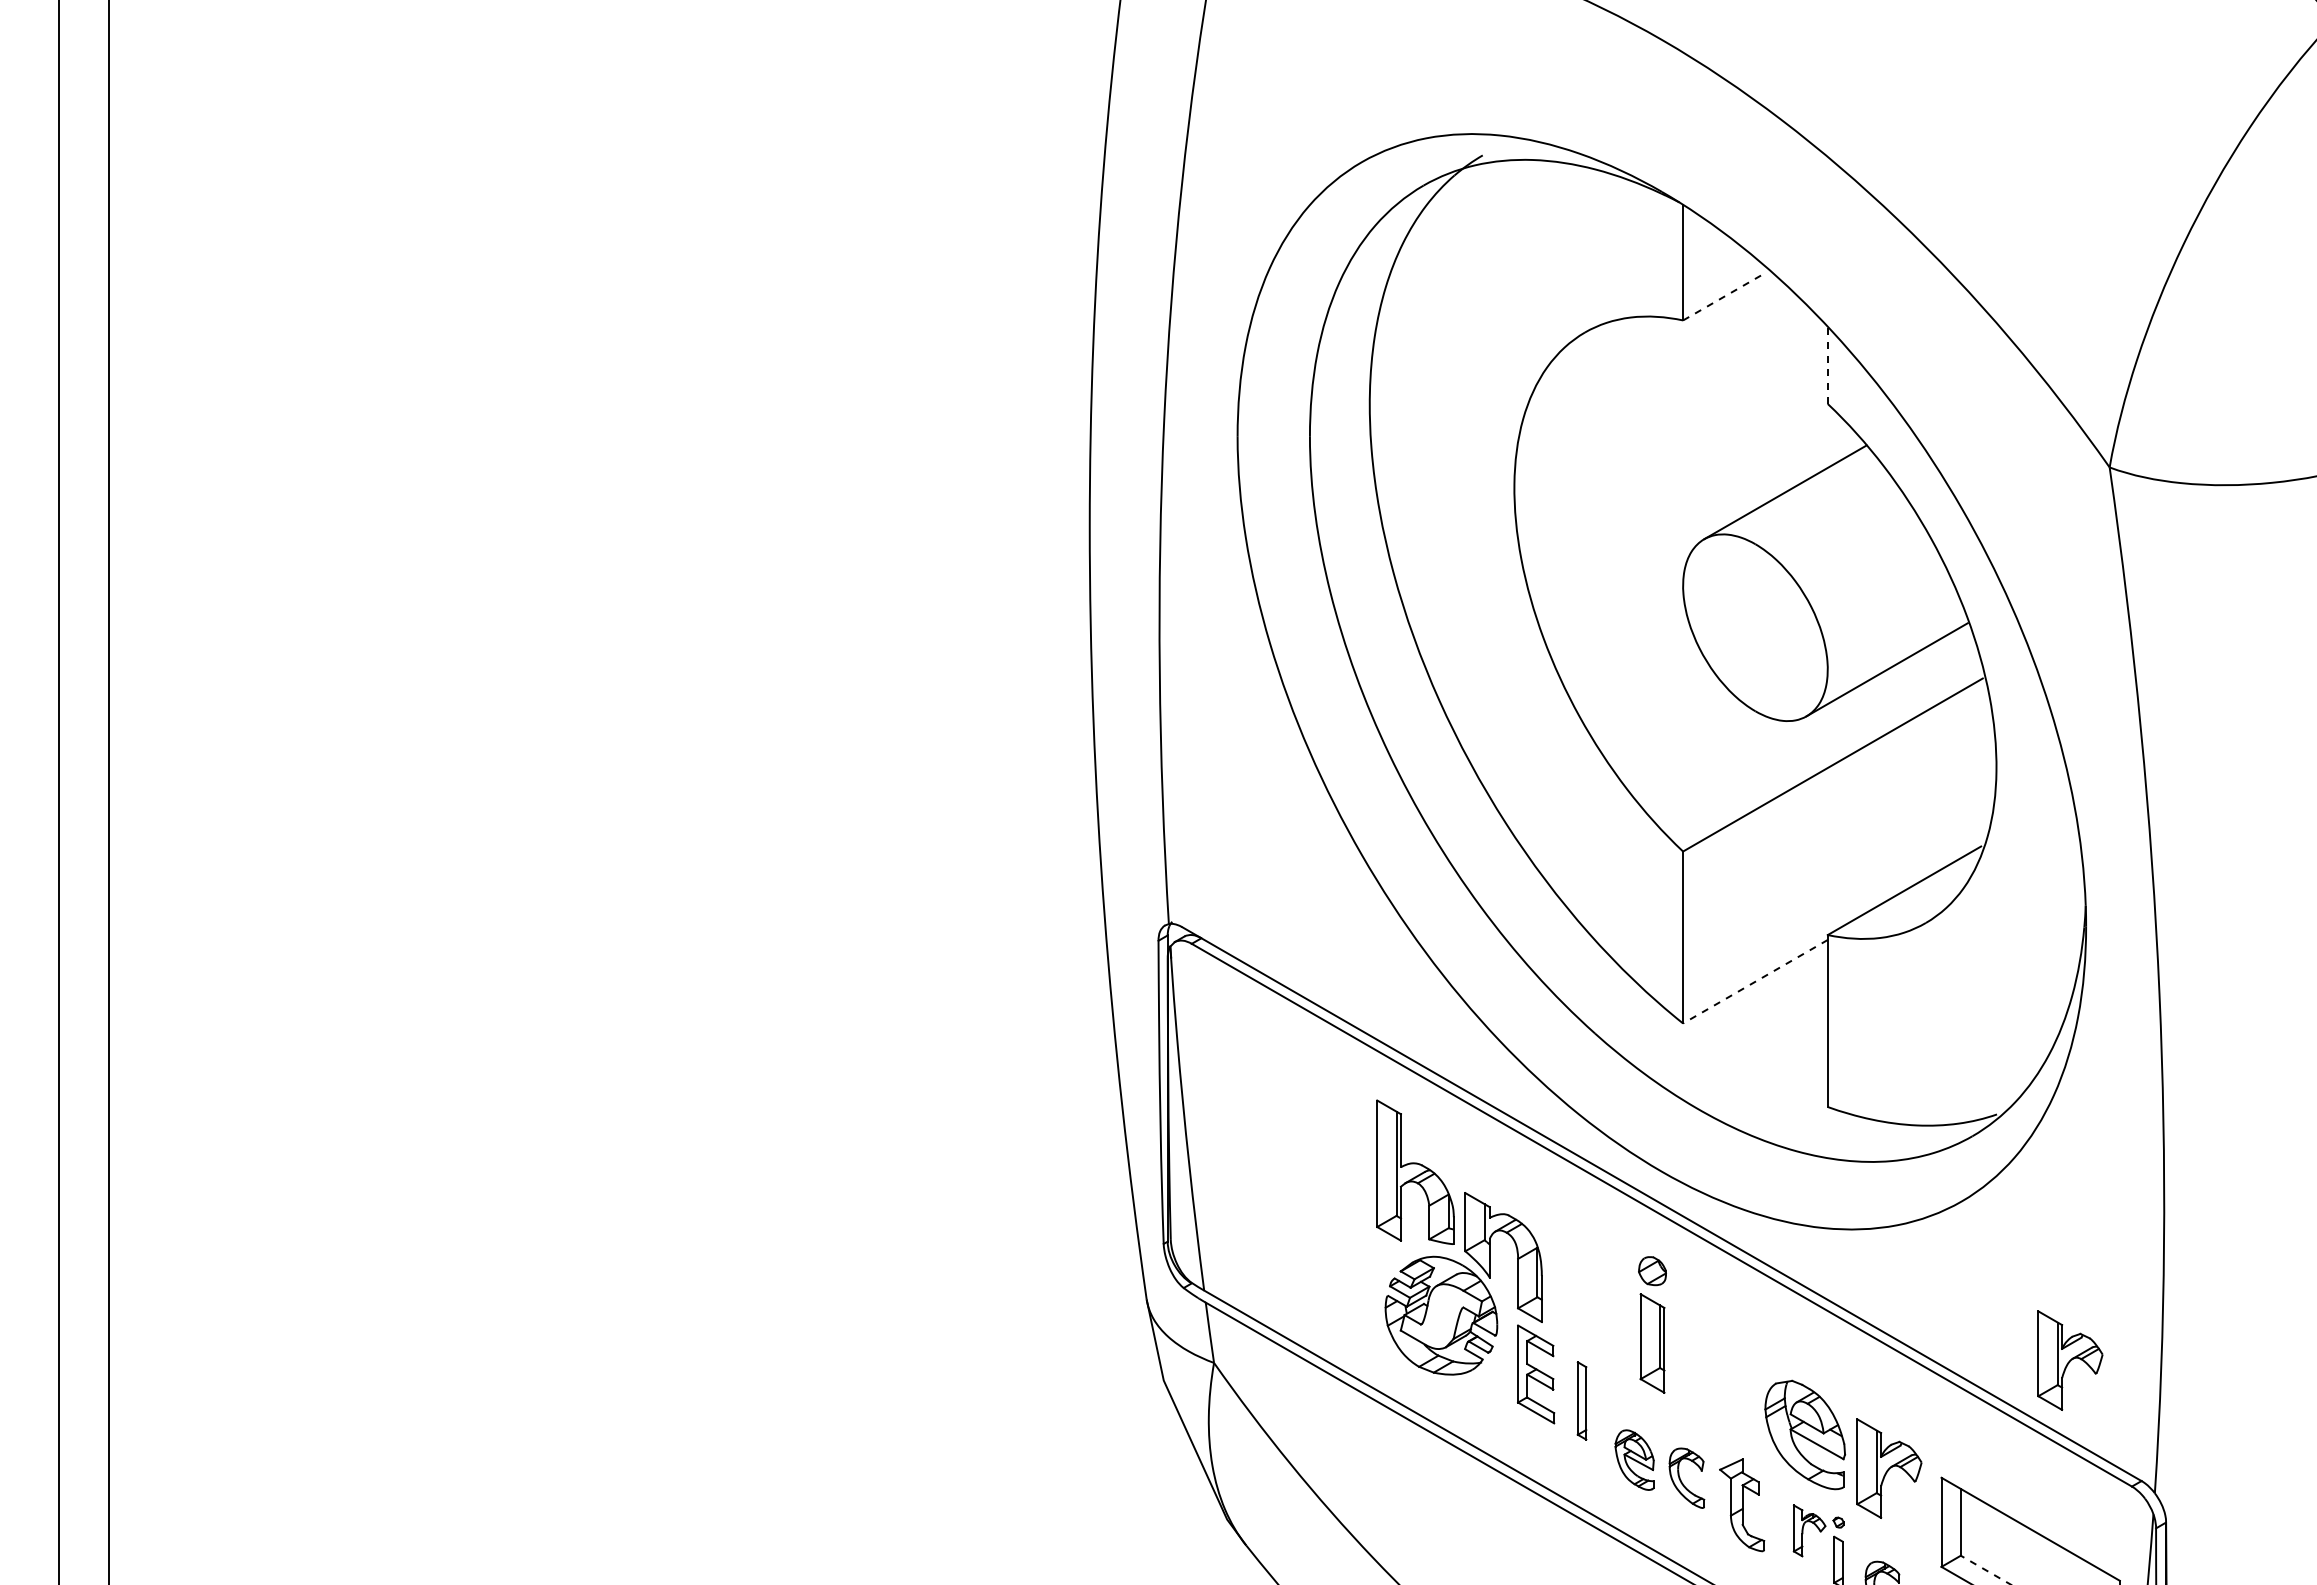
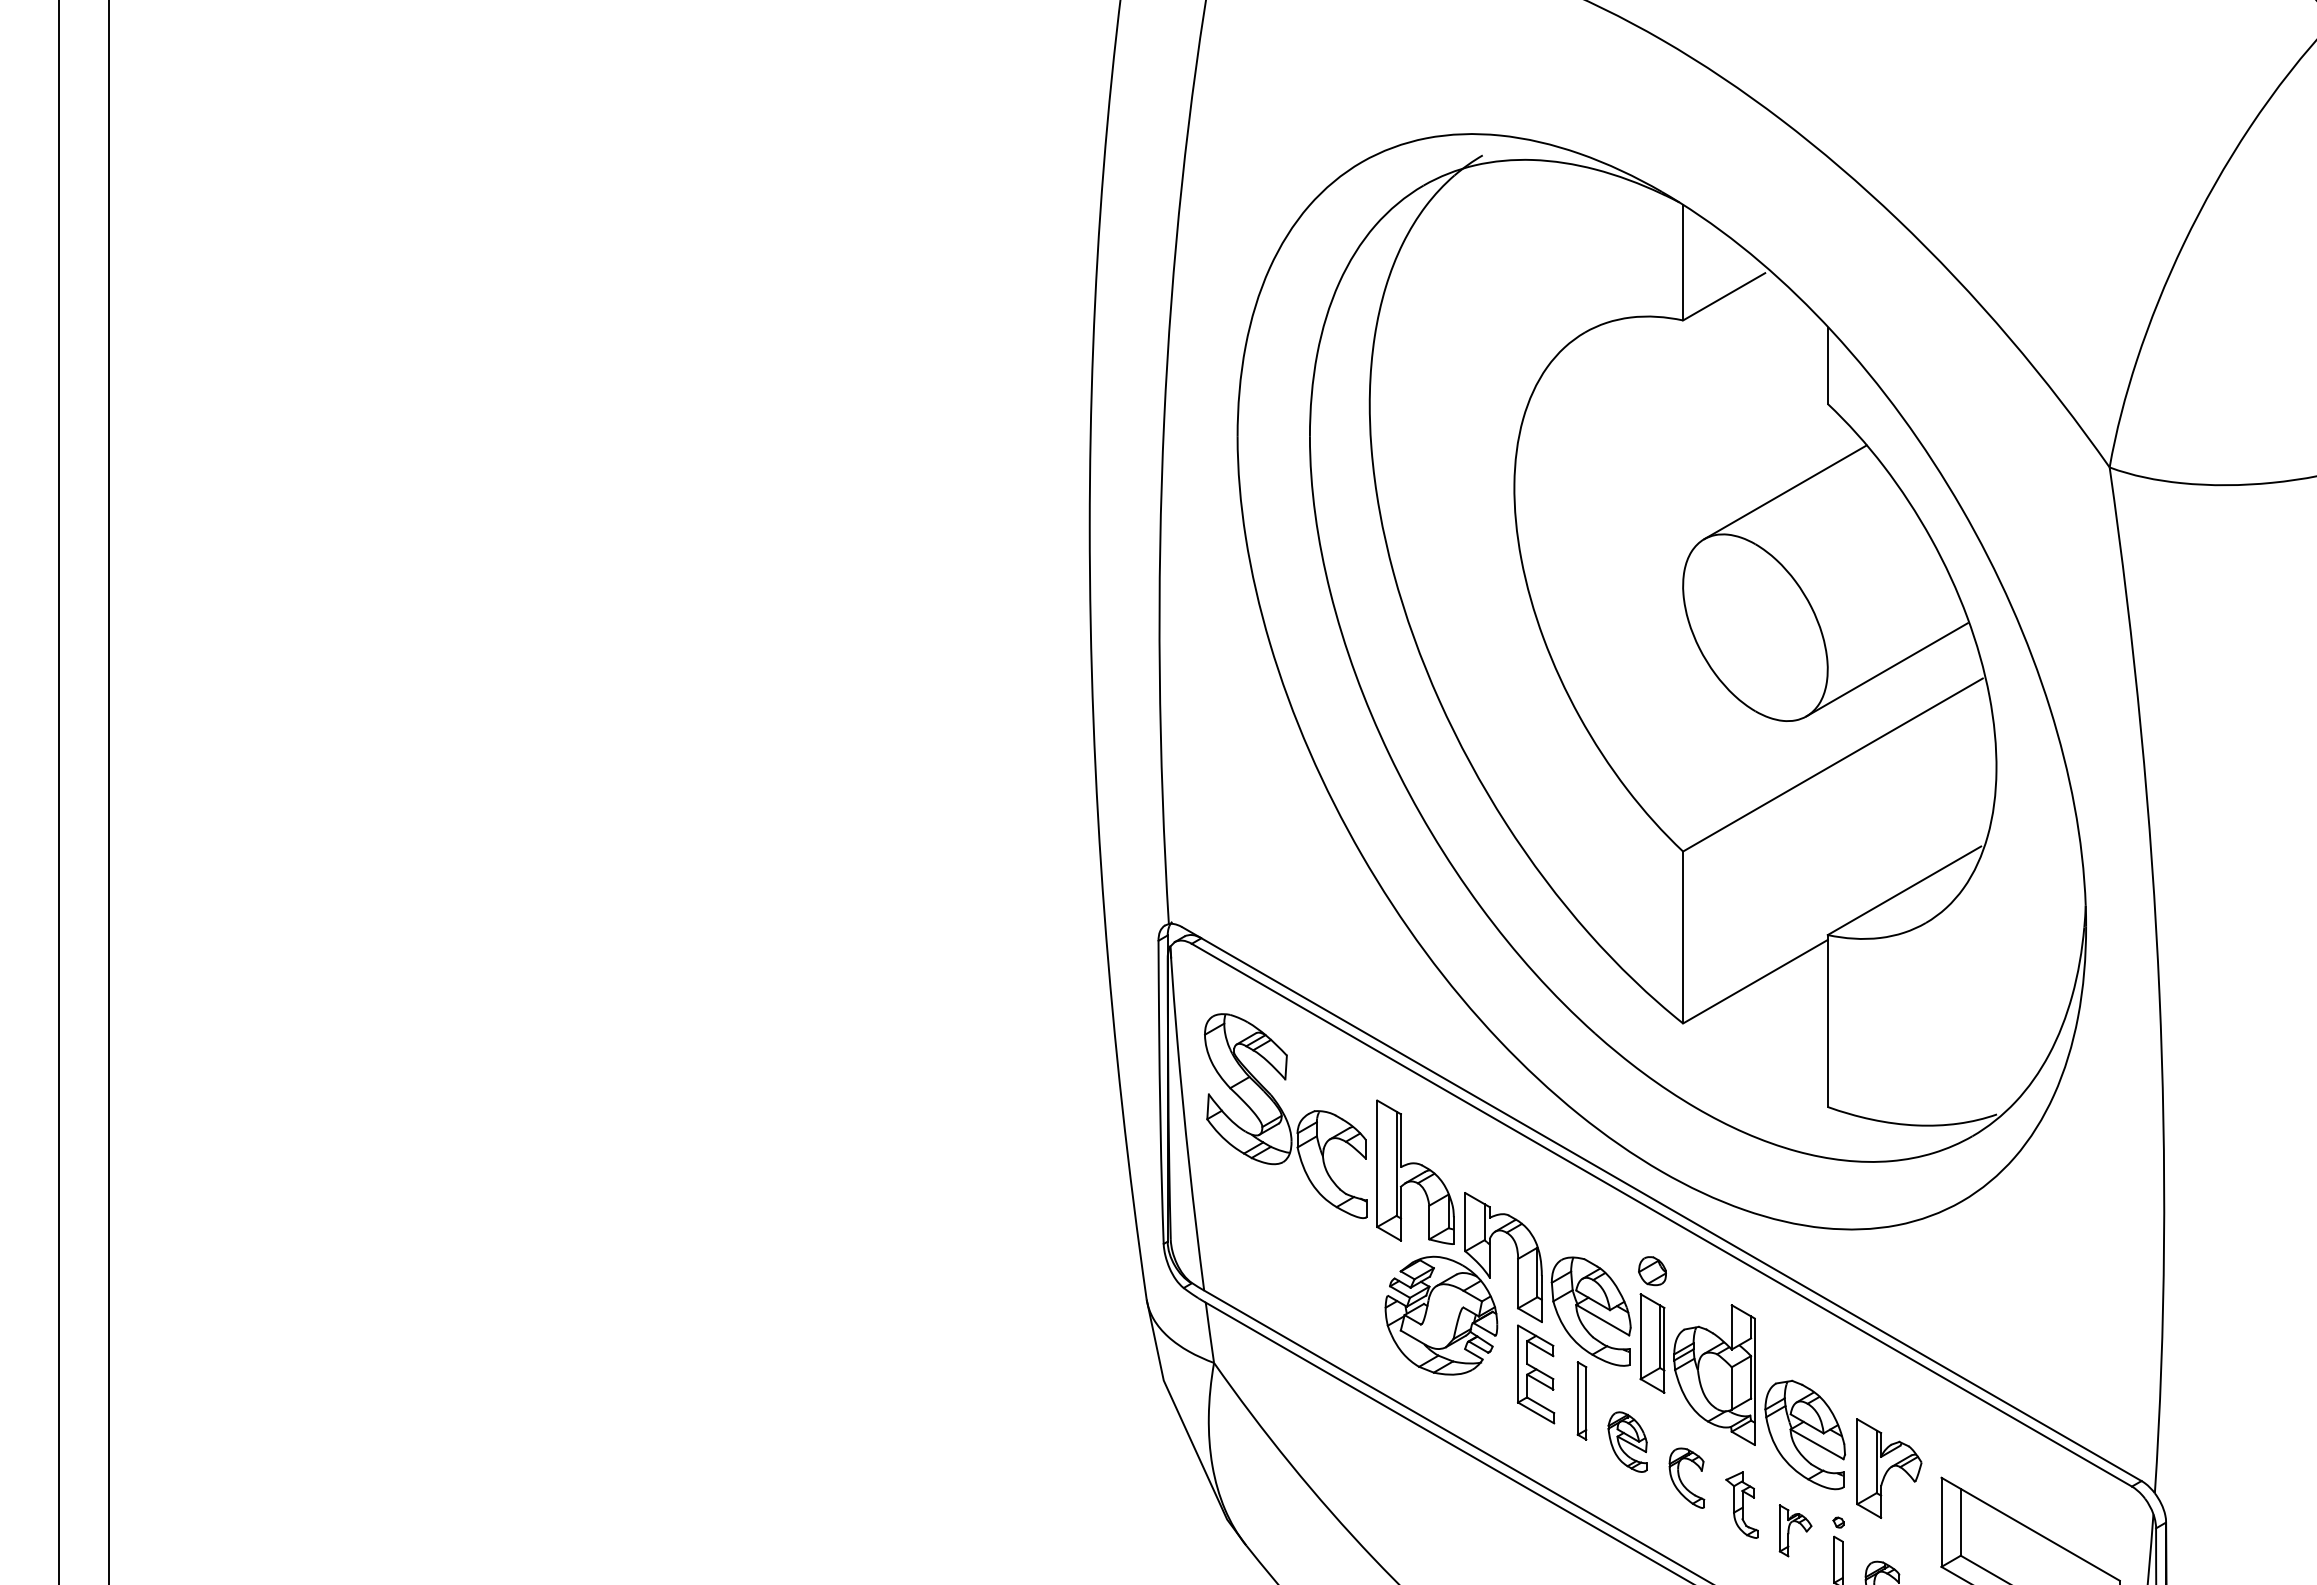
line: dashed -> solid (1724, 296)
line: dashed -> solid (1827, 365)
line: dashed -> solid (1755, 981)
part: none -> present (1285, 1115)
part: none -> present (1590, 1311)
part: present -> none (2070, 1360)
part: none -> present (1714, 1374)
part position: (1634, 1459) -> (1627, 1441) (1627, 1441)
part size: 47x95 px -> 34x68 px (1741, 1504)
part position: (1809, 1530) -> (1795, 1530) (1795, 1530)
line: dashed -> solid (1985, 1570)
